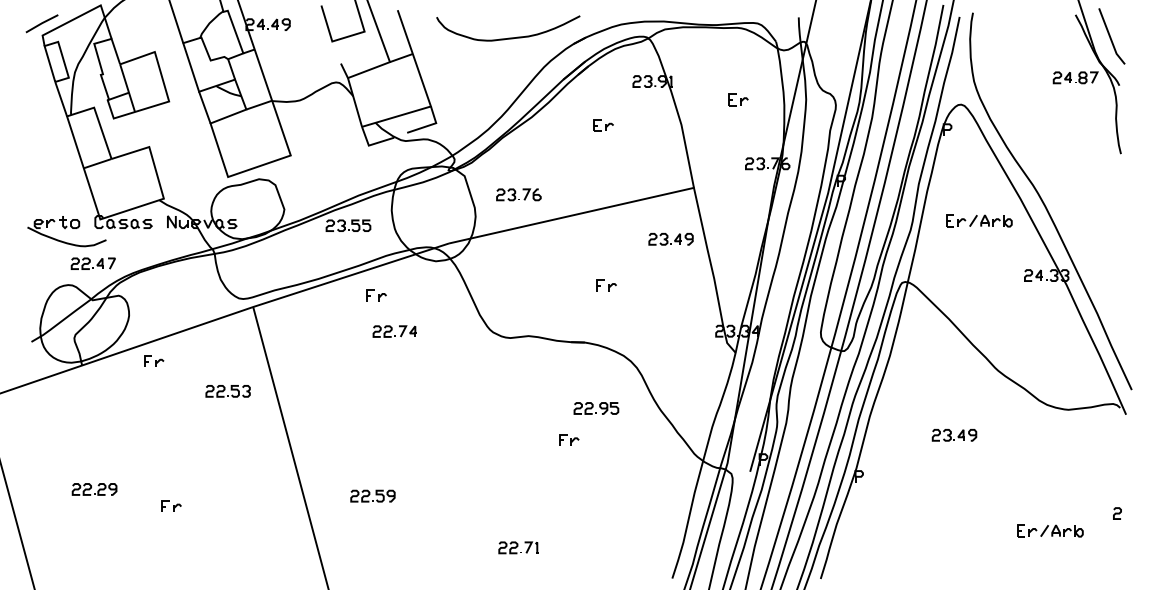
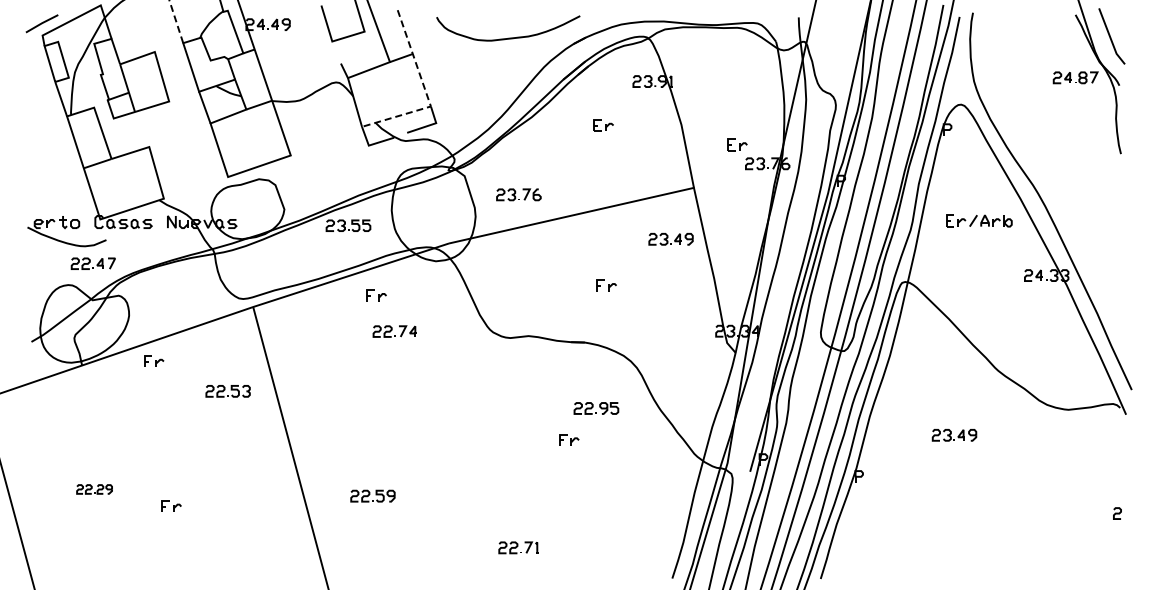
line: solid -> dashed (176, 21)
line: solid -> dashed (426, 93)
part position: (738, 99) -> (737, 144) (737, 144)
part size: 47x13 px -> 37x11 px (94, 489)
part: present -> none (1050, 530)
